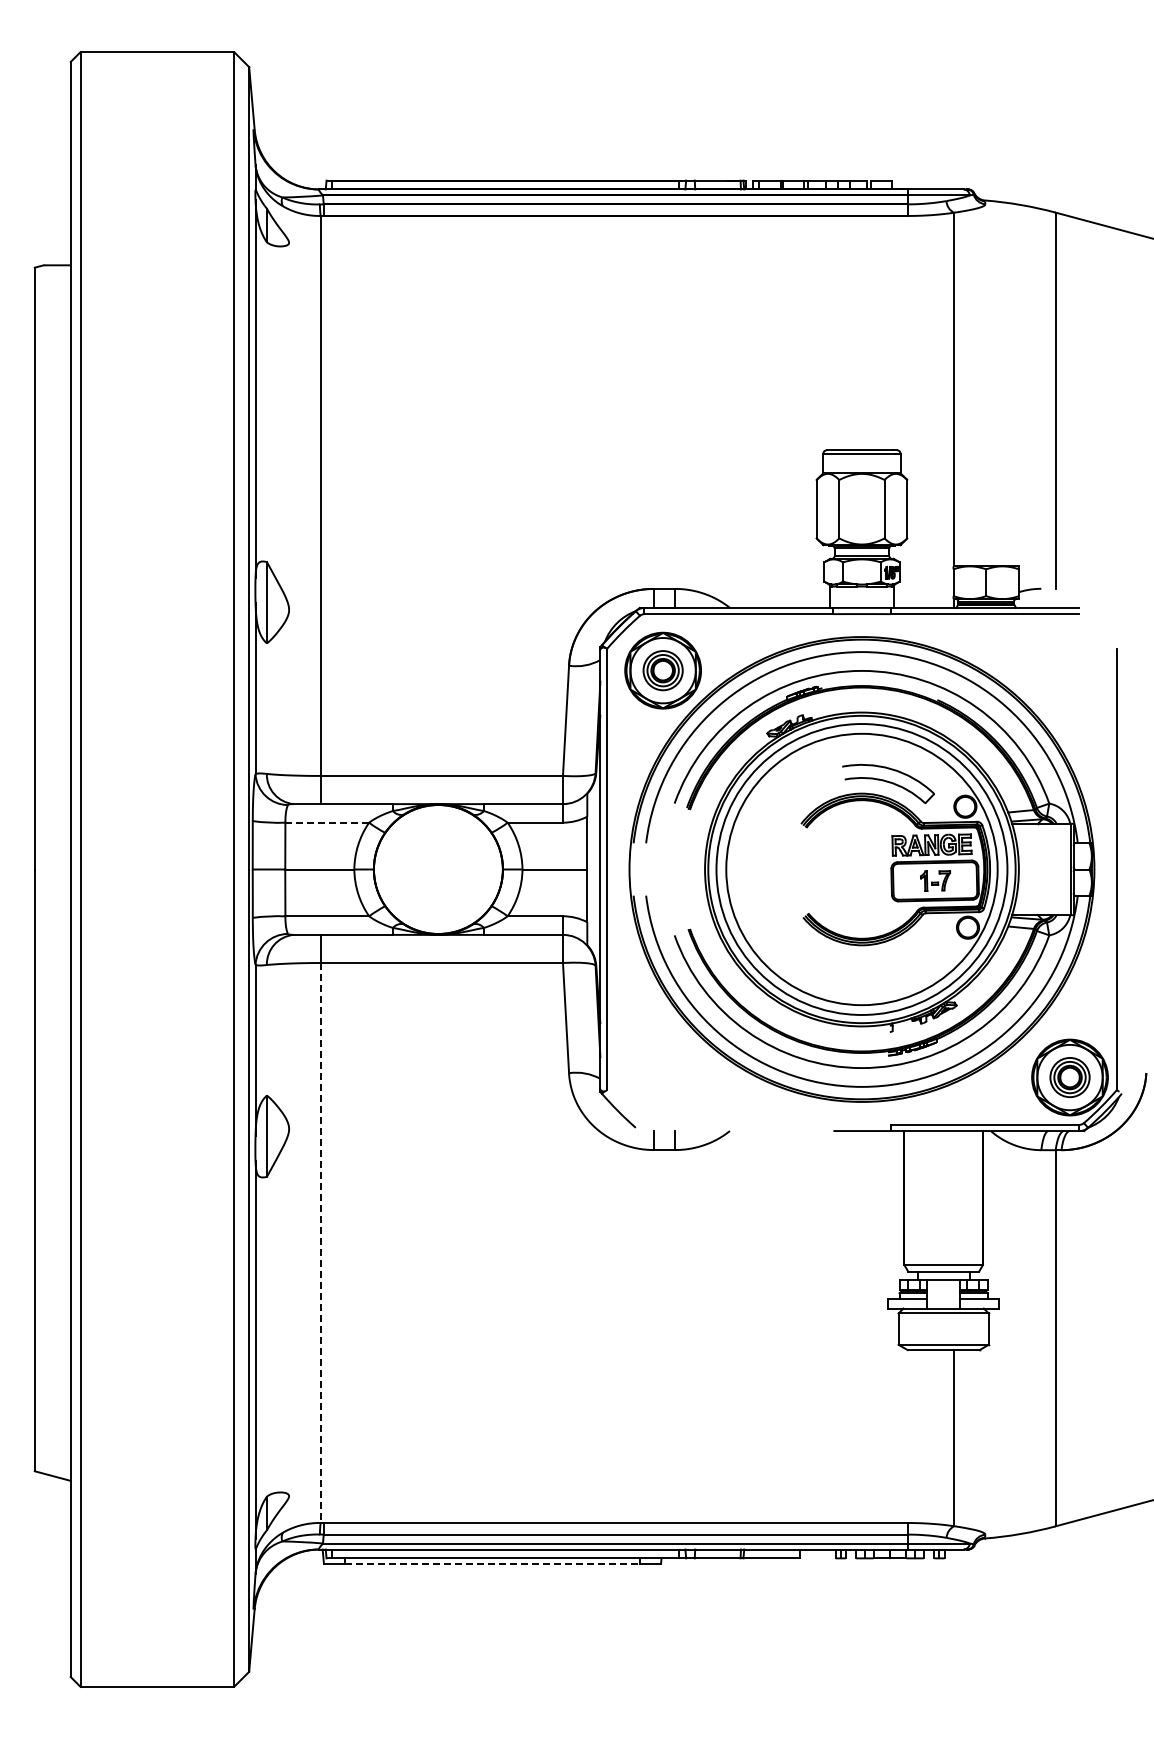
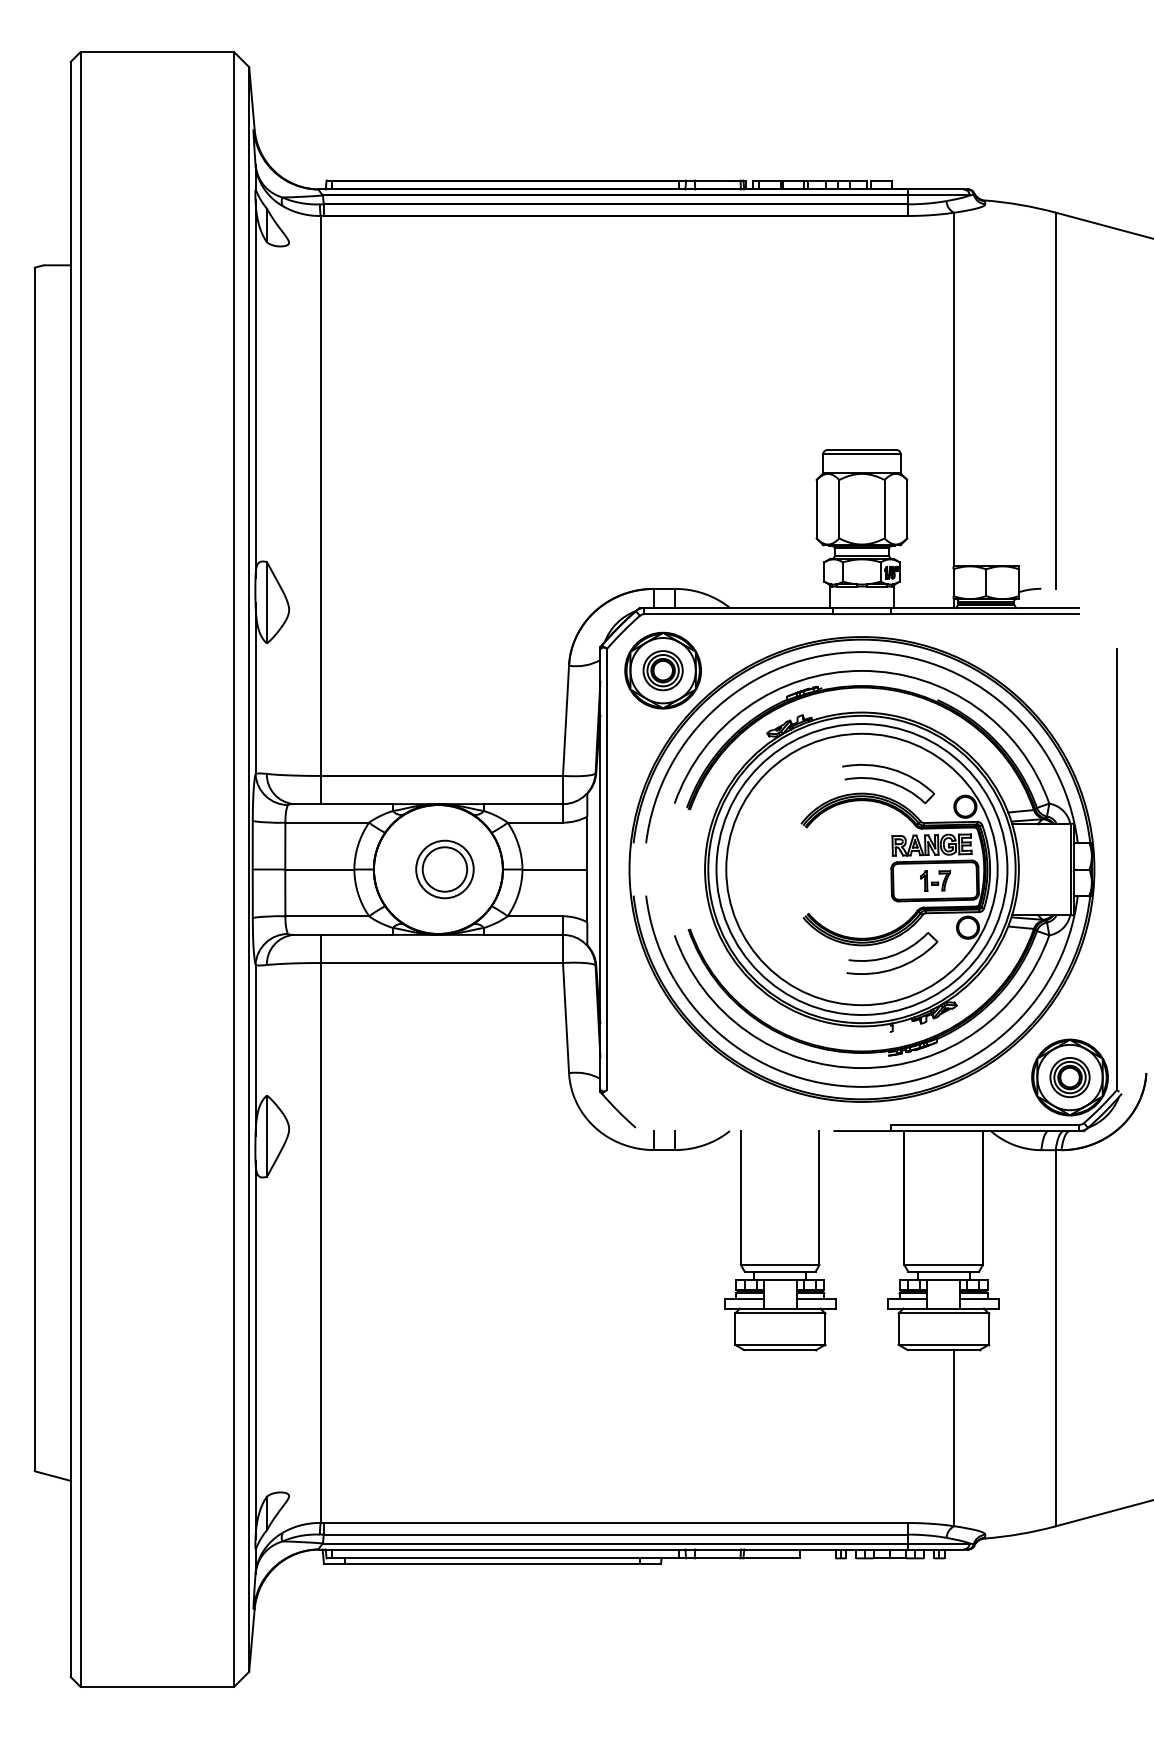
line: dashed -> solid (327, 822)
part: none -> present (444, 869)
part: none -> present (892, 953)
line: dashed -> solid (320, 1243)
part: none -> present (780, 1264)
line: dashed -> solid (492, 1563)
